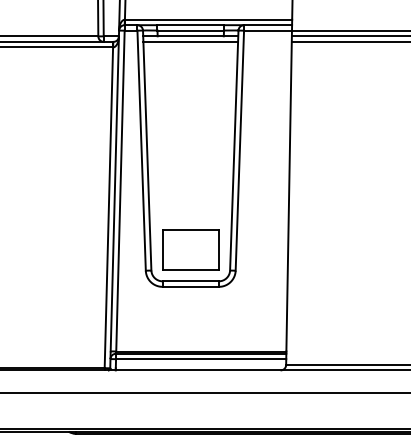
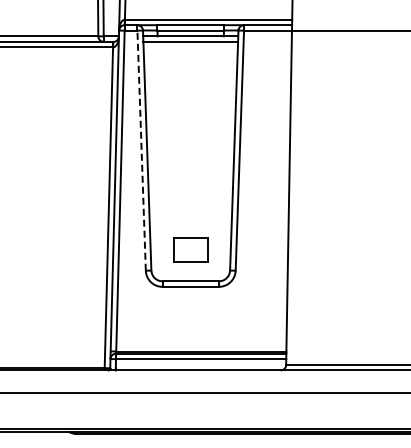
line: present -> none (349, 36)
line: present -> none (349, 41)
line: solid -> dashed (141, 150)
part size: 58x42 px -> 36x26 px (190, 249)
